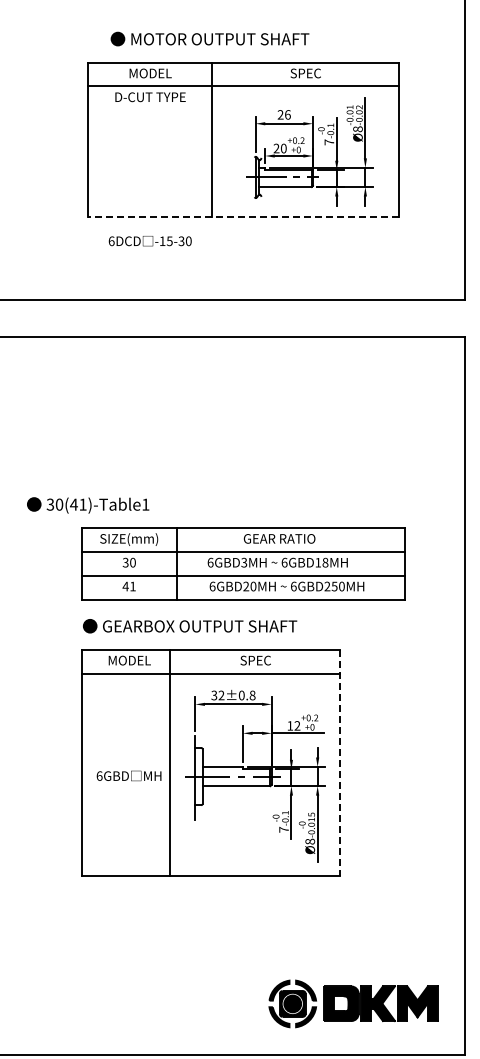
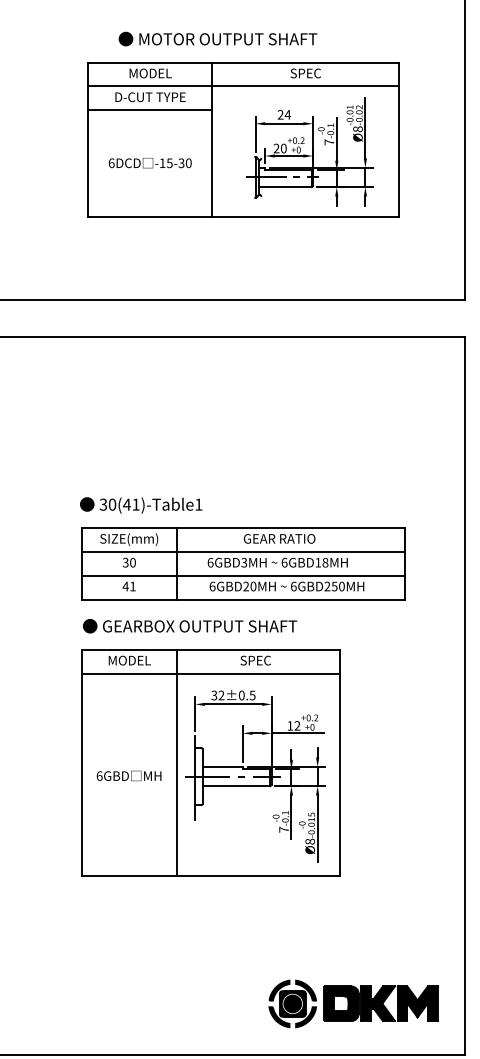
text position: (209, 38) -> (217, 38) (217, 38)
line: none -> present (150, 110)
text: 26 -> 24 (287, 114)
line: dashed -> solid (243, 217)
text position: (149, 241) -> (149, 163) (149, 163)
text position: (88, 505) -> (141, 505) (141, 505)
text: 32±0.8 -> 32±0.5 (252, 695)
line position: (170, 762) -> (177, 762) (177, 762)
line: dashed -> solid (340, 763)
